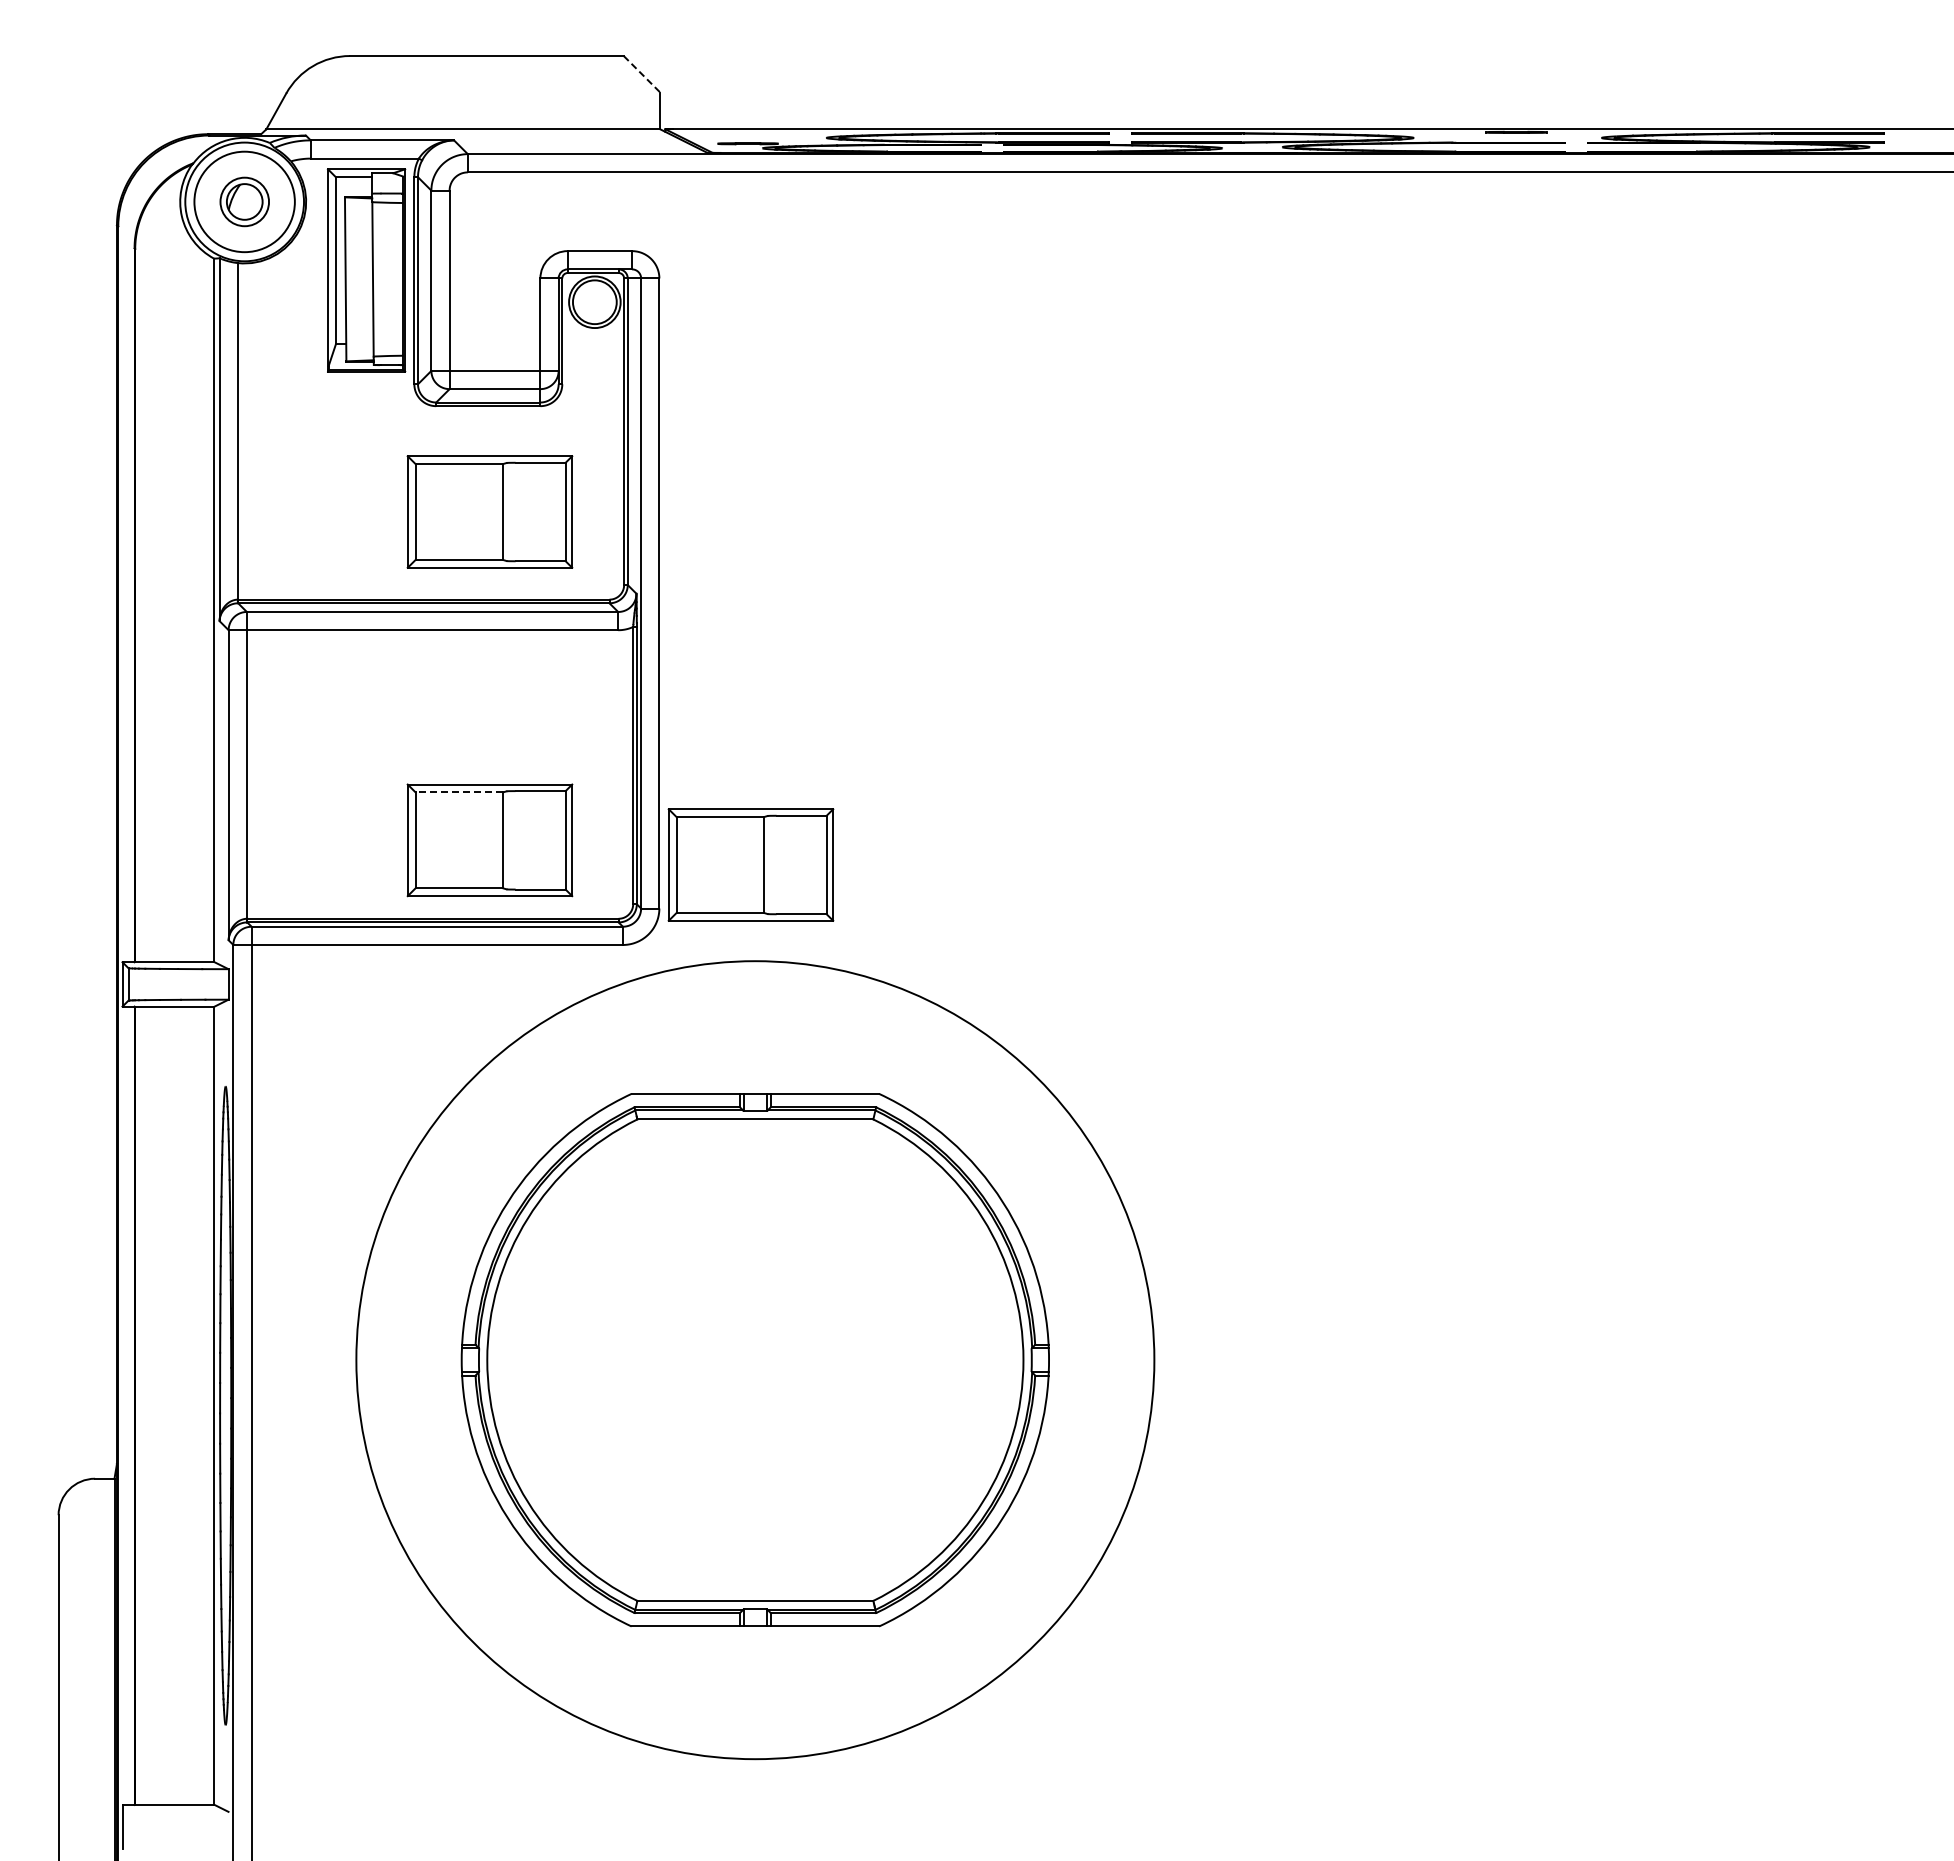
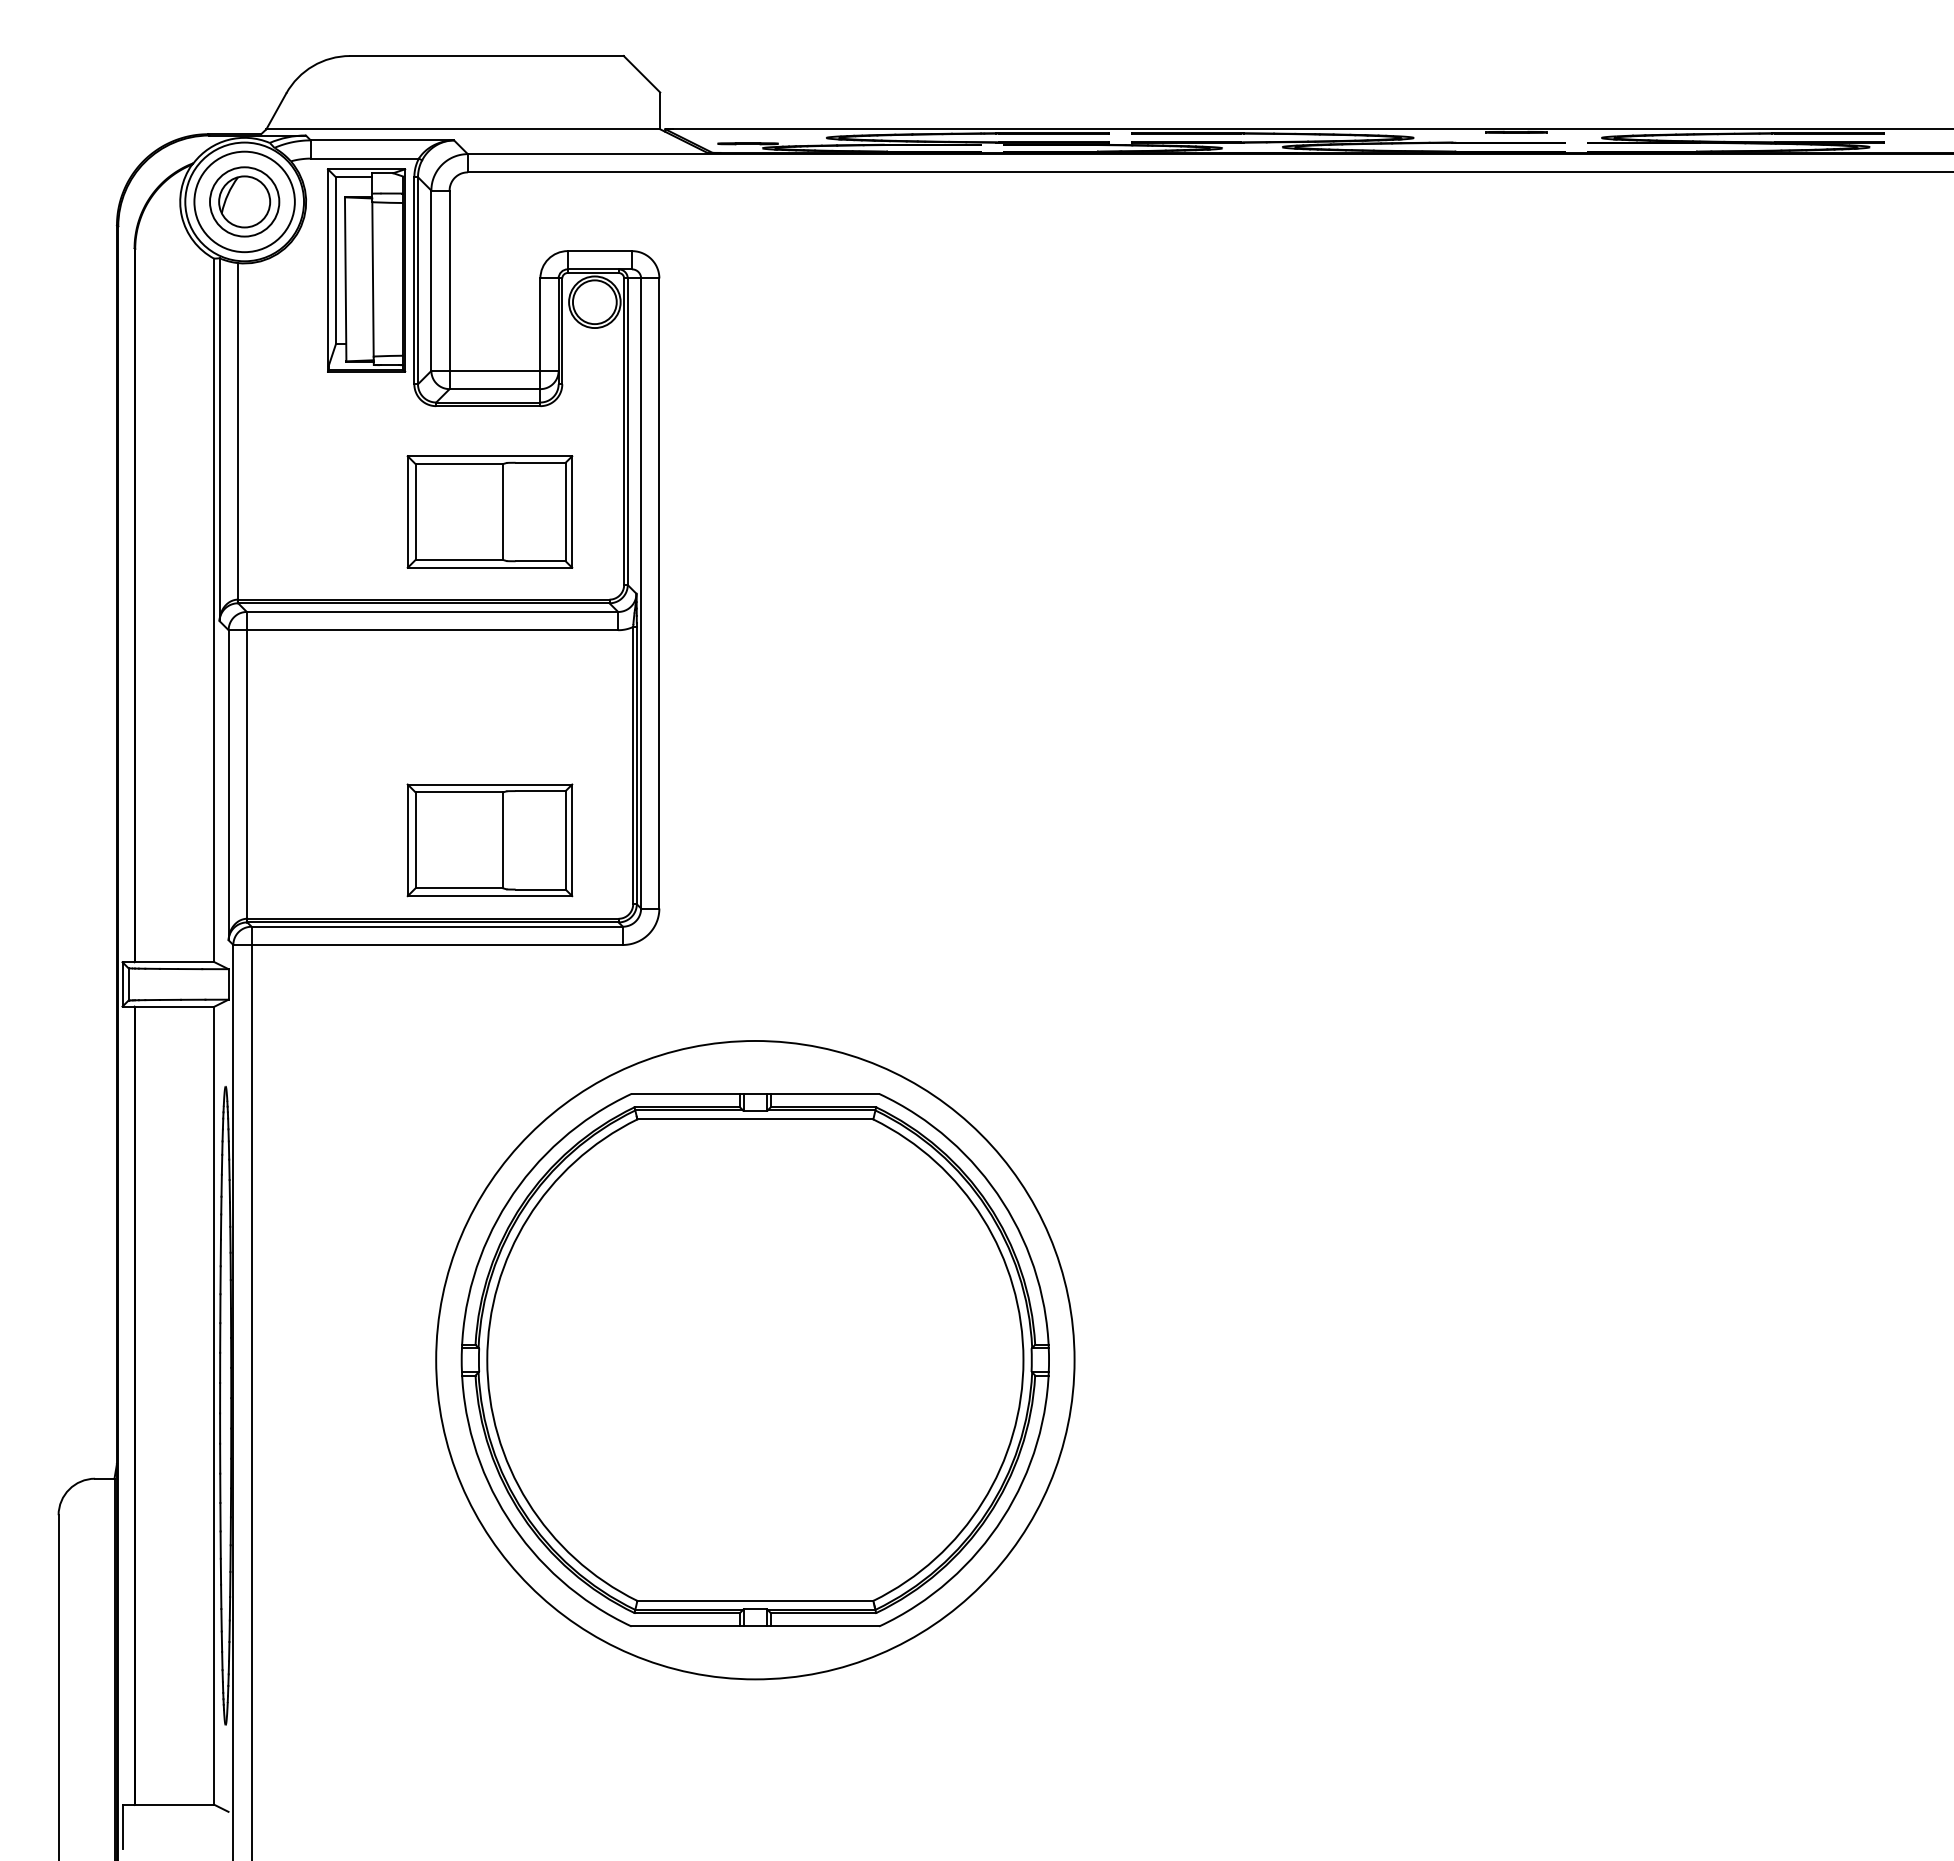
line: dashed -> solid (642, 74)
part size: 51x52 px -> 72x72 px (244, 201)
line: dashed -> solid (459, 792)
part: present -> none (750, 864)
circle diameter: 798 px -> 638 px (755, 1359)
